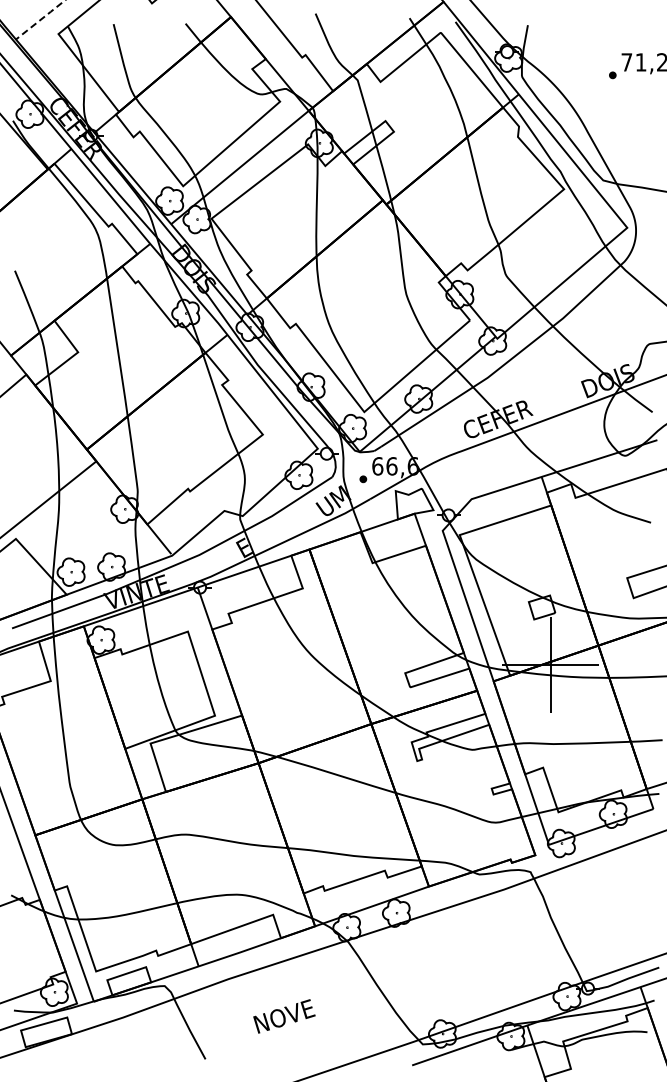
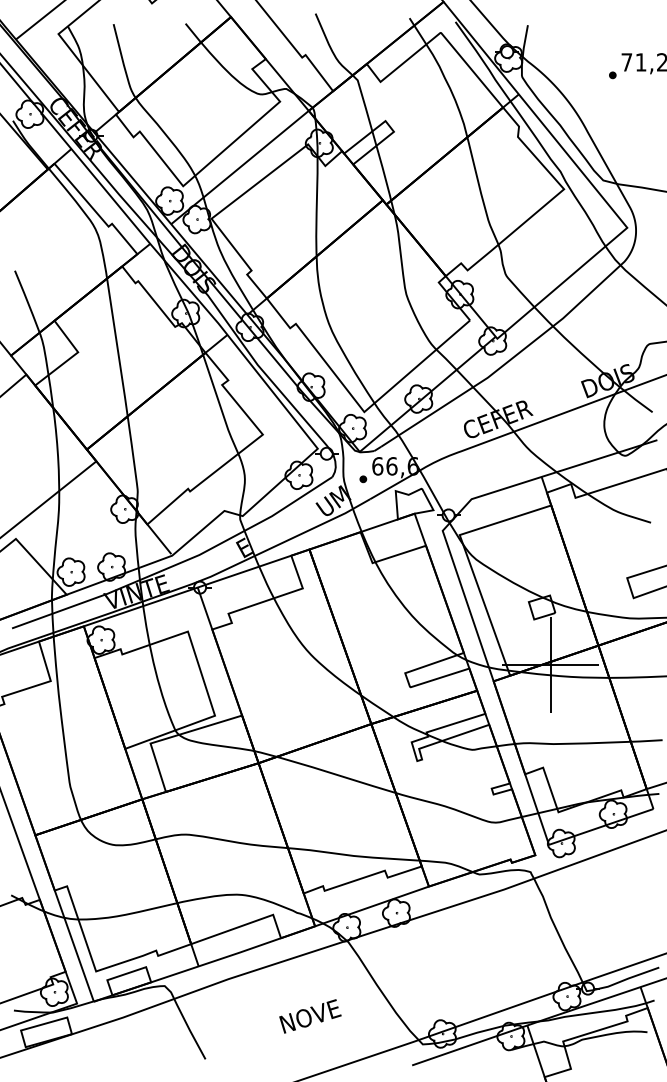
line: dashed -> solid (40, 19)
text position: (284, 1016) -> (310, 1016) (310, 1016)
